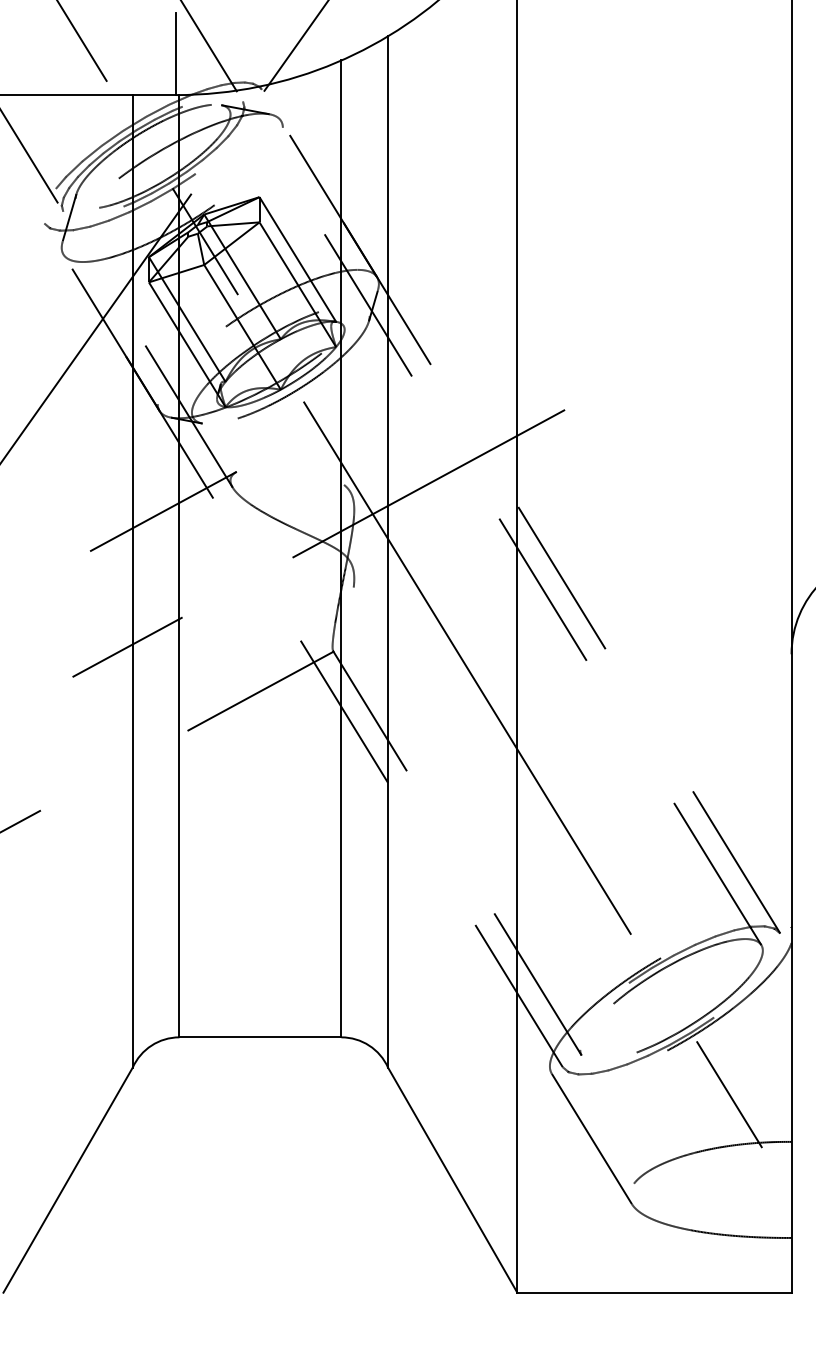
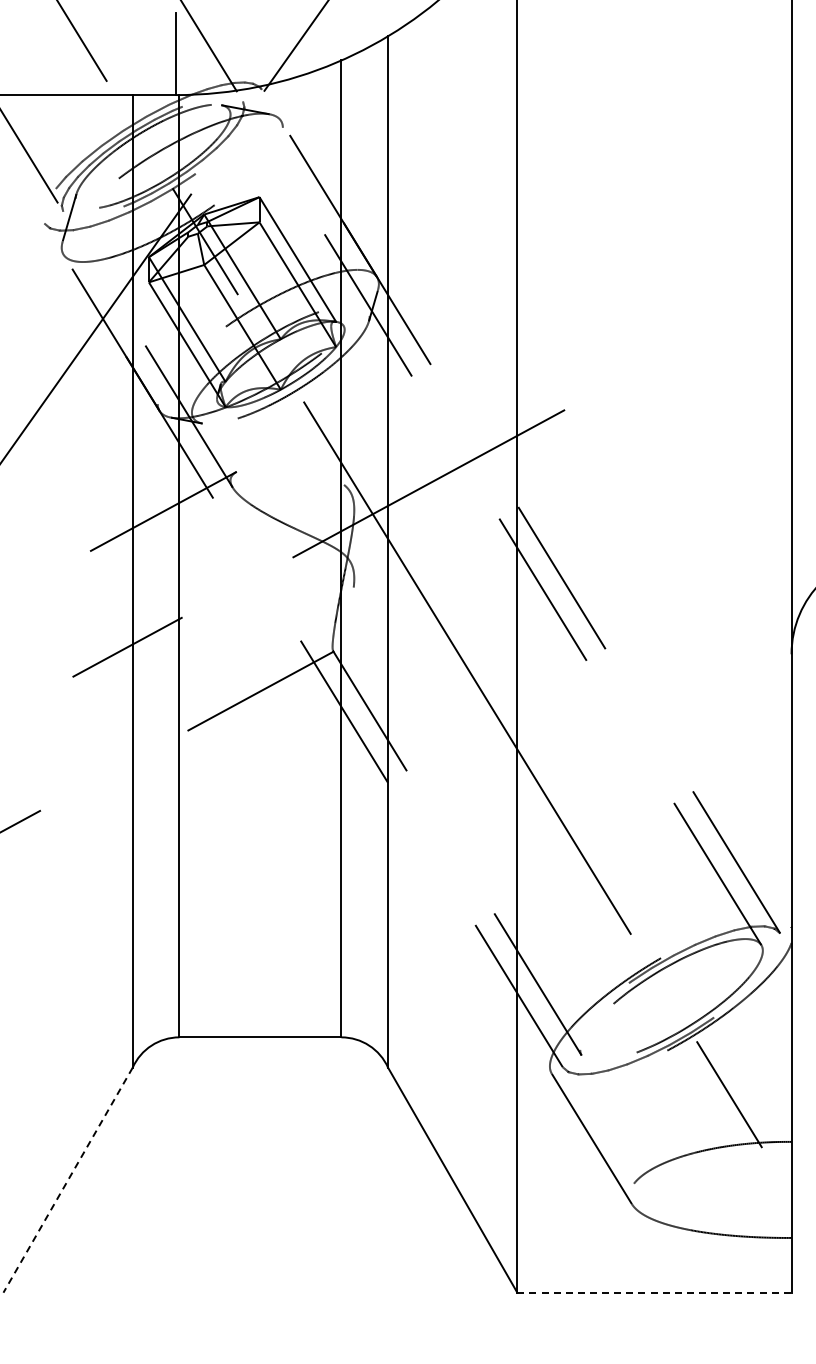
line: solid -> dashed (68, 1180)
line: solid -> dashed (654, 1292)
